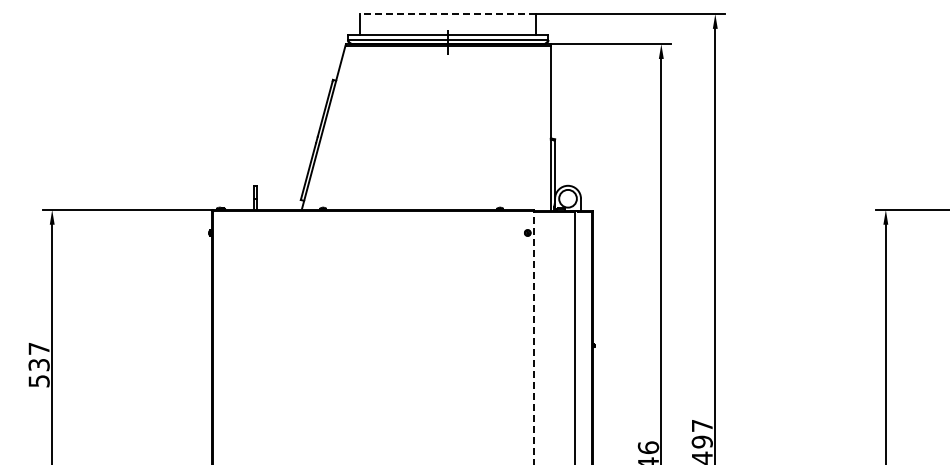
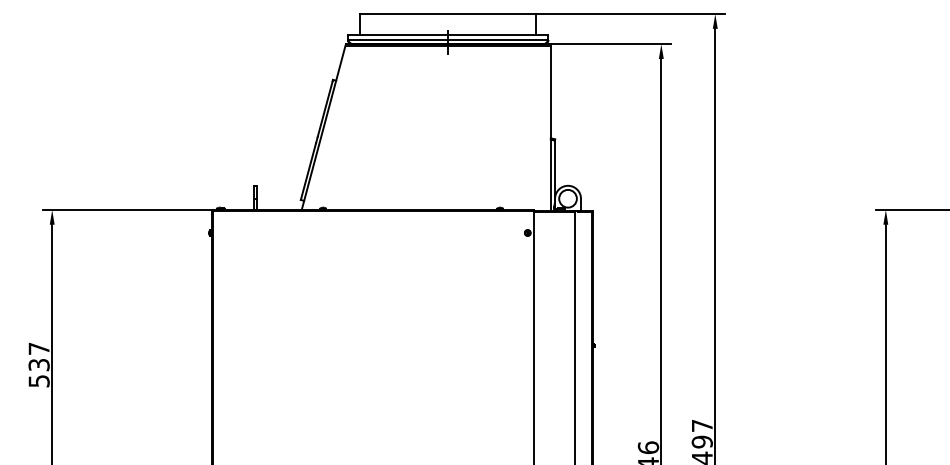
line: dashed -> solid (448, 14)
line: dashed -> solid (533, 337)
